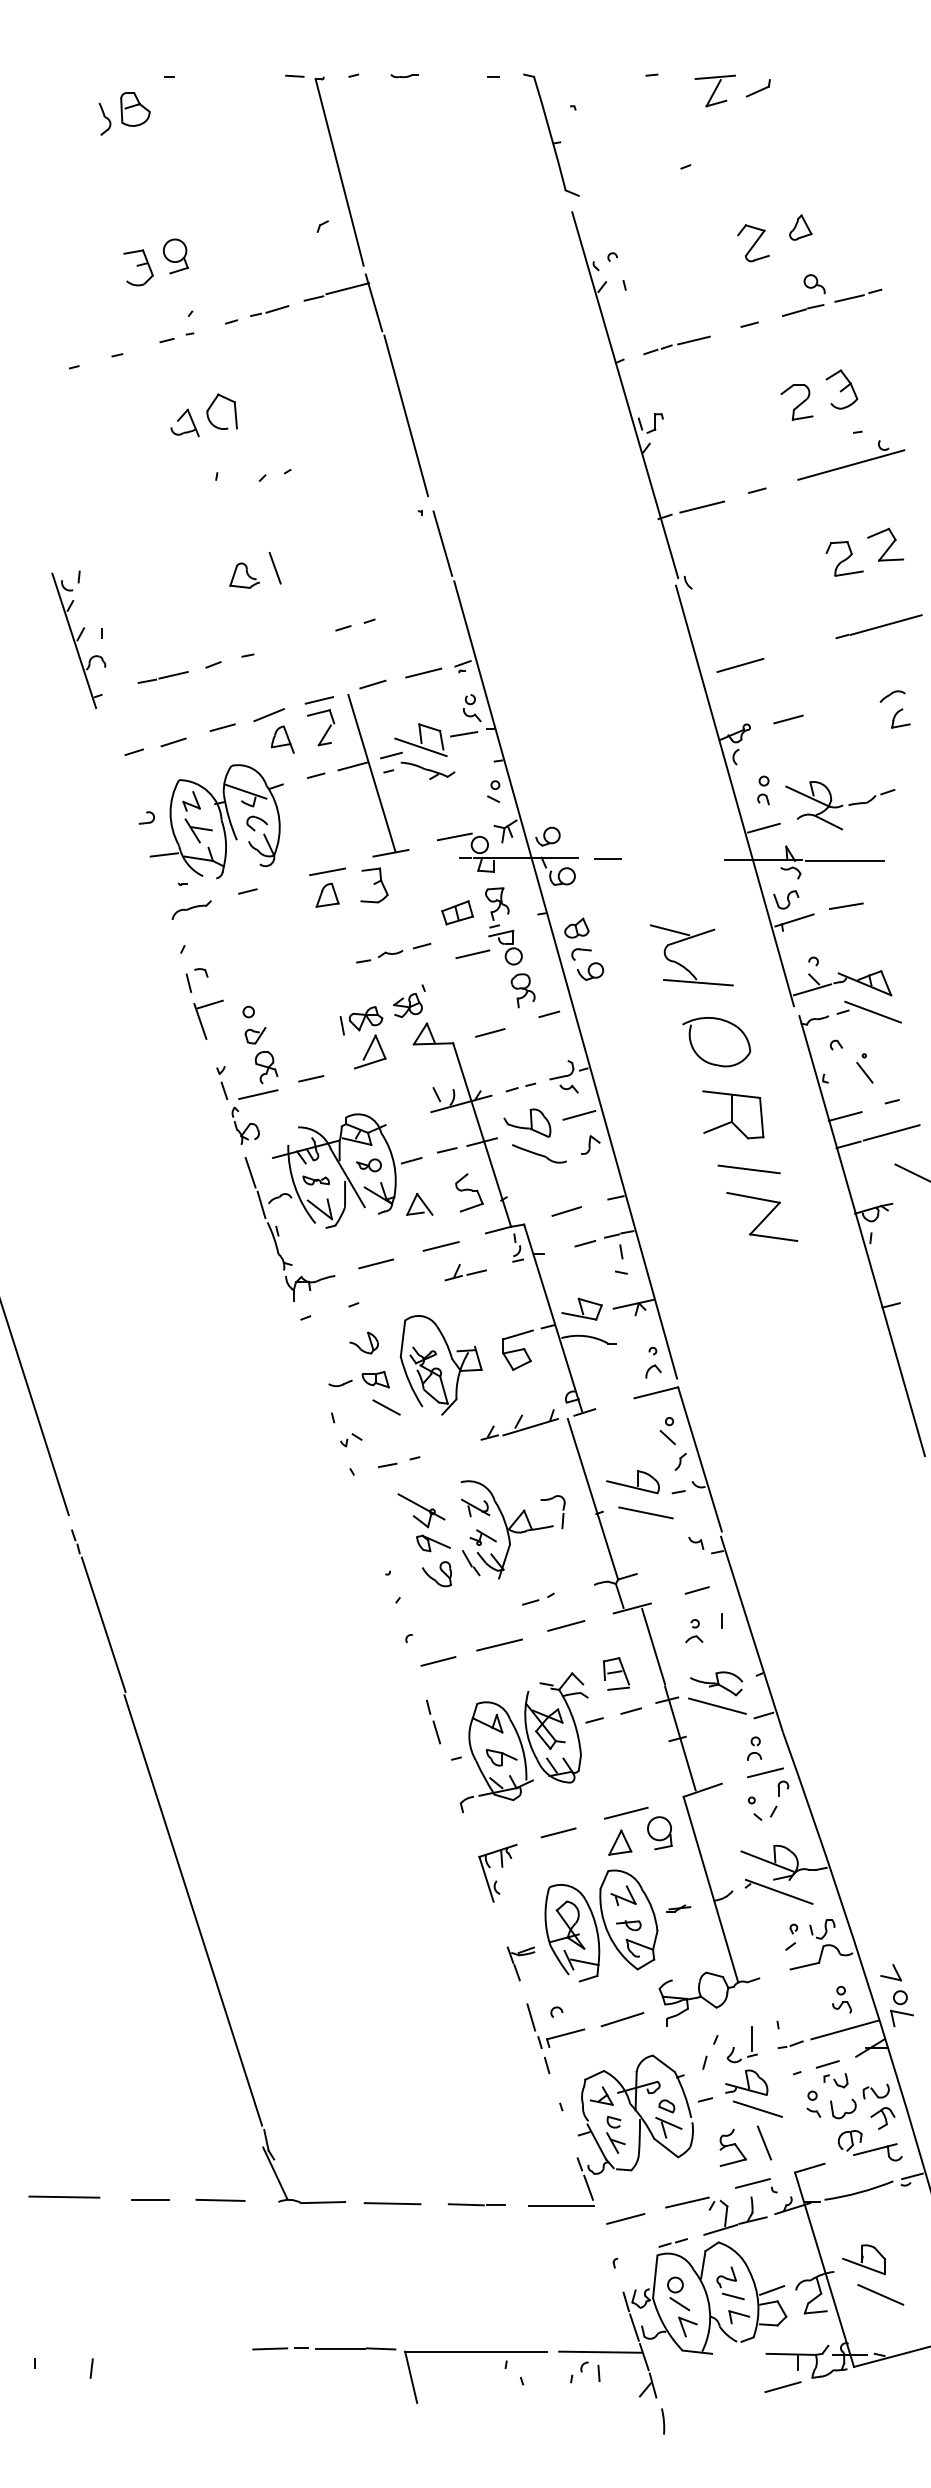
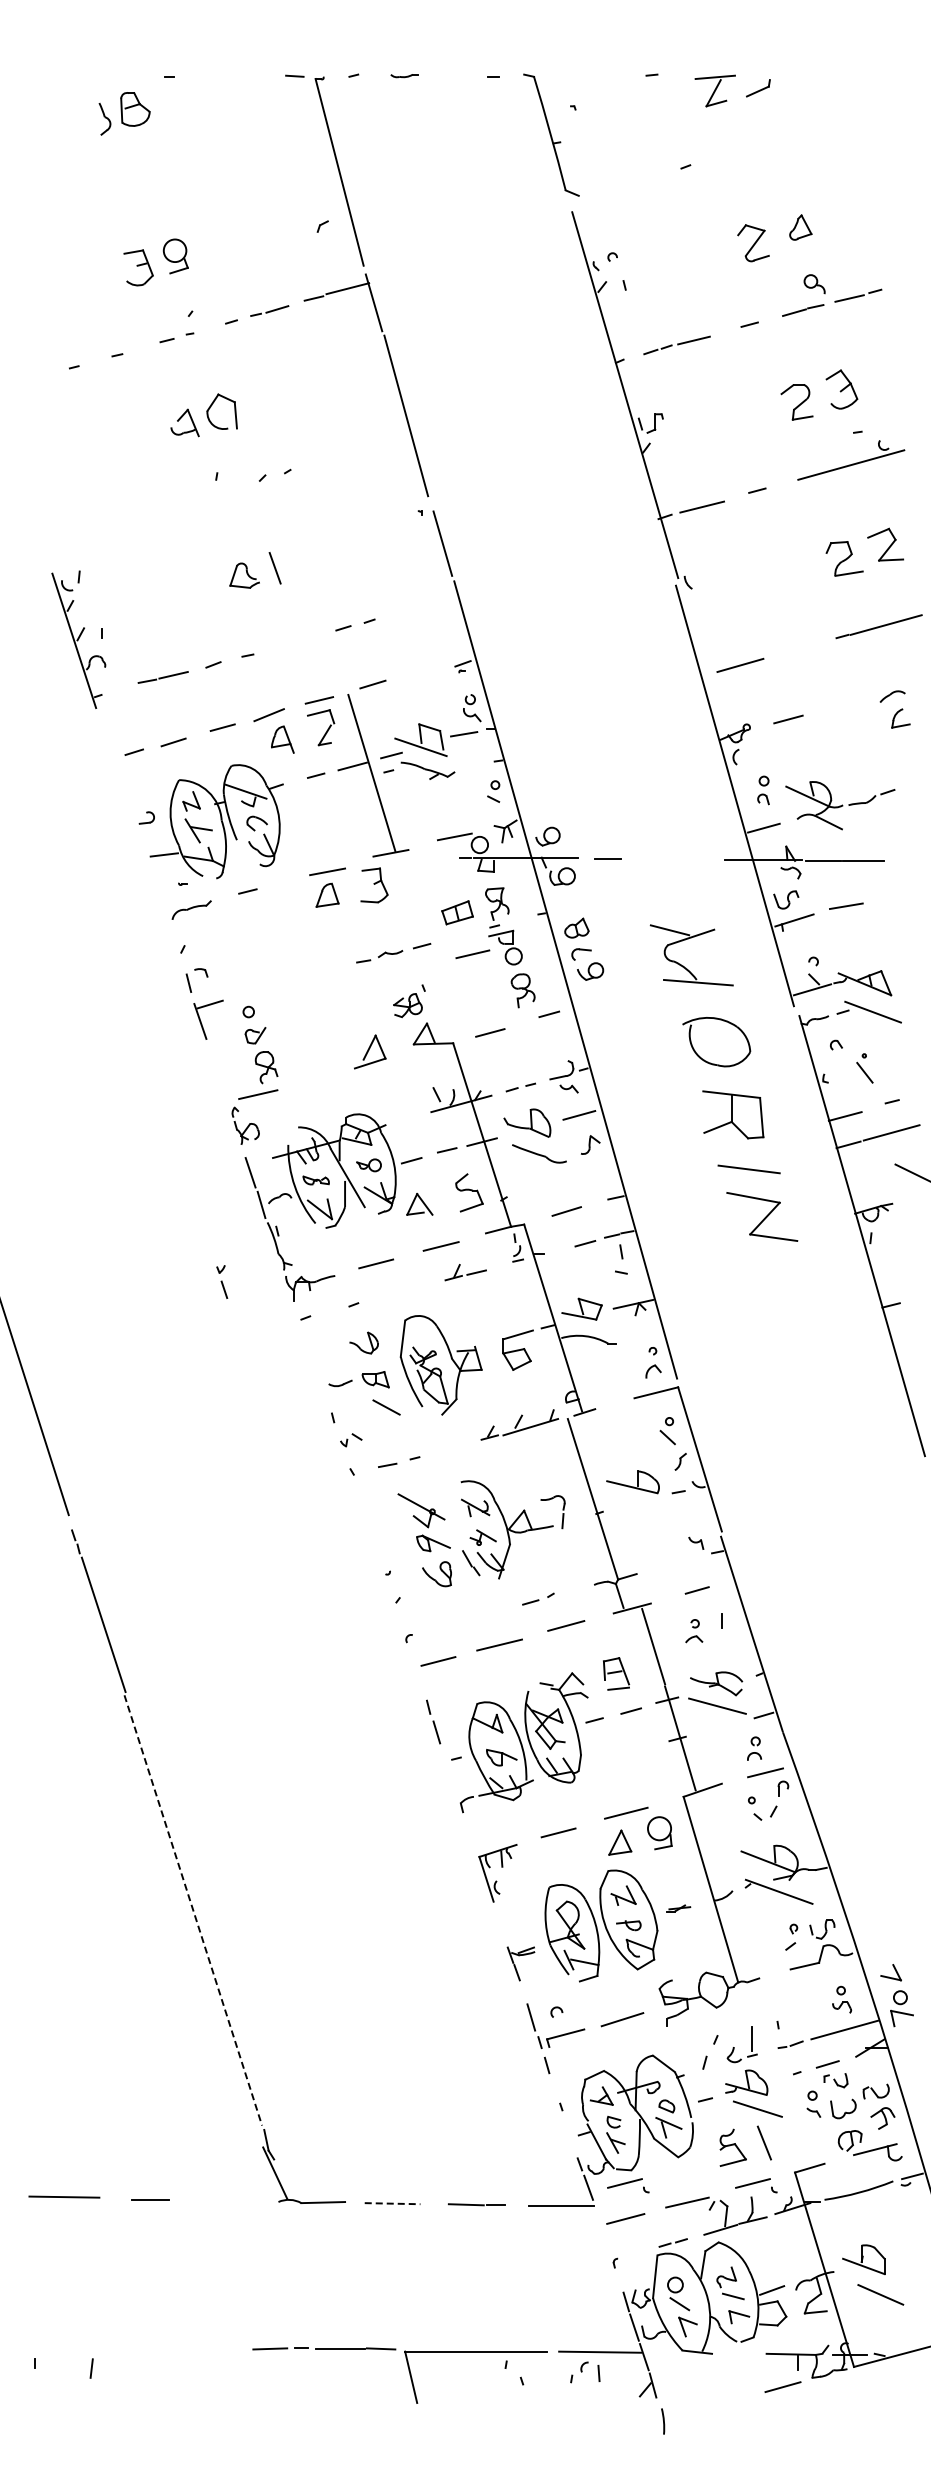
line: present -> none (423, 672)
part: present -> none (361, 1020)
line: present -> none (311, 1078)
part position: (222, 1082) -> (222, 1281) (222, 1281)
line: present -> none (645, 1512)
line: solid -> dashed (193, 1910)
part: none -> present (628, 2185)
line: present -> none (220, 2199)
line: solid -> dashed (392, 2203)
